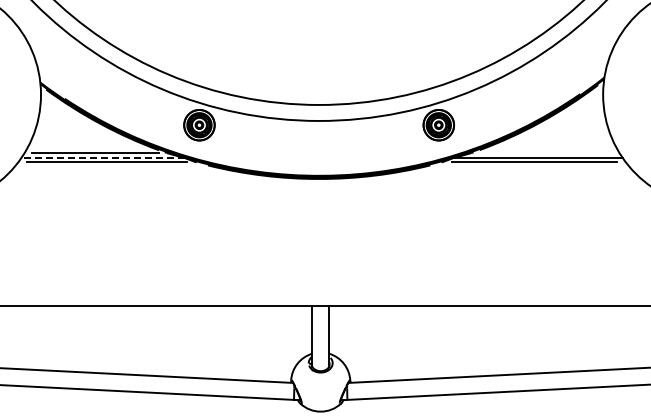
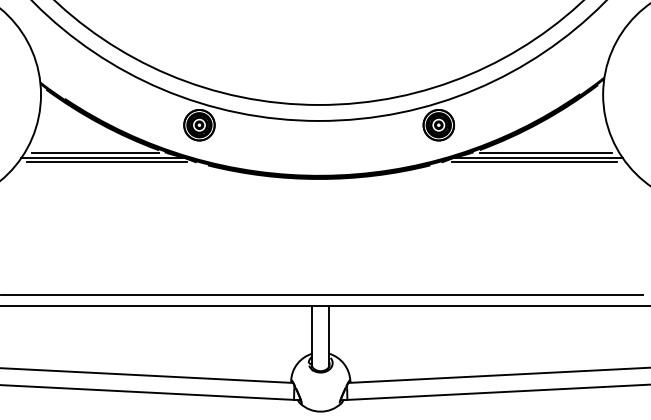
line: none -> present (545, 152)
line: dashed -> solid (103, 157)
line: none -> present (322, 295)
